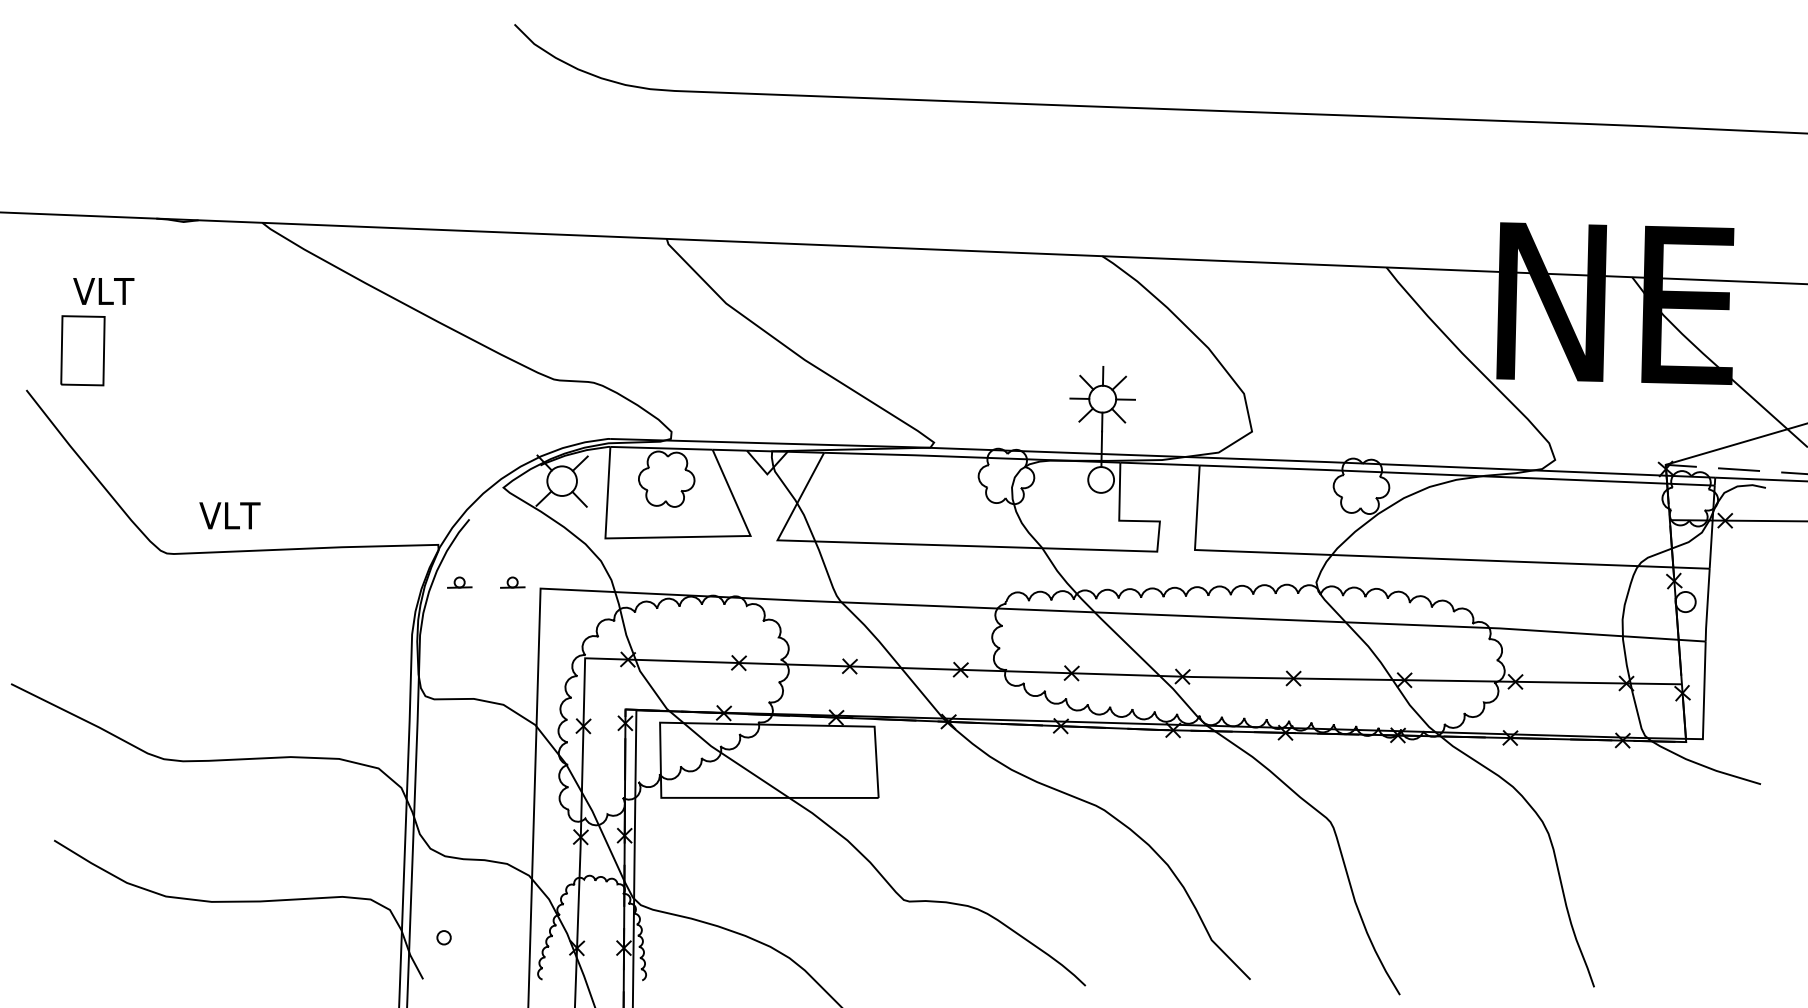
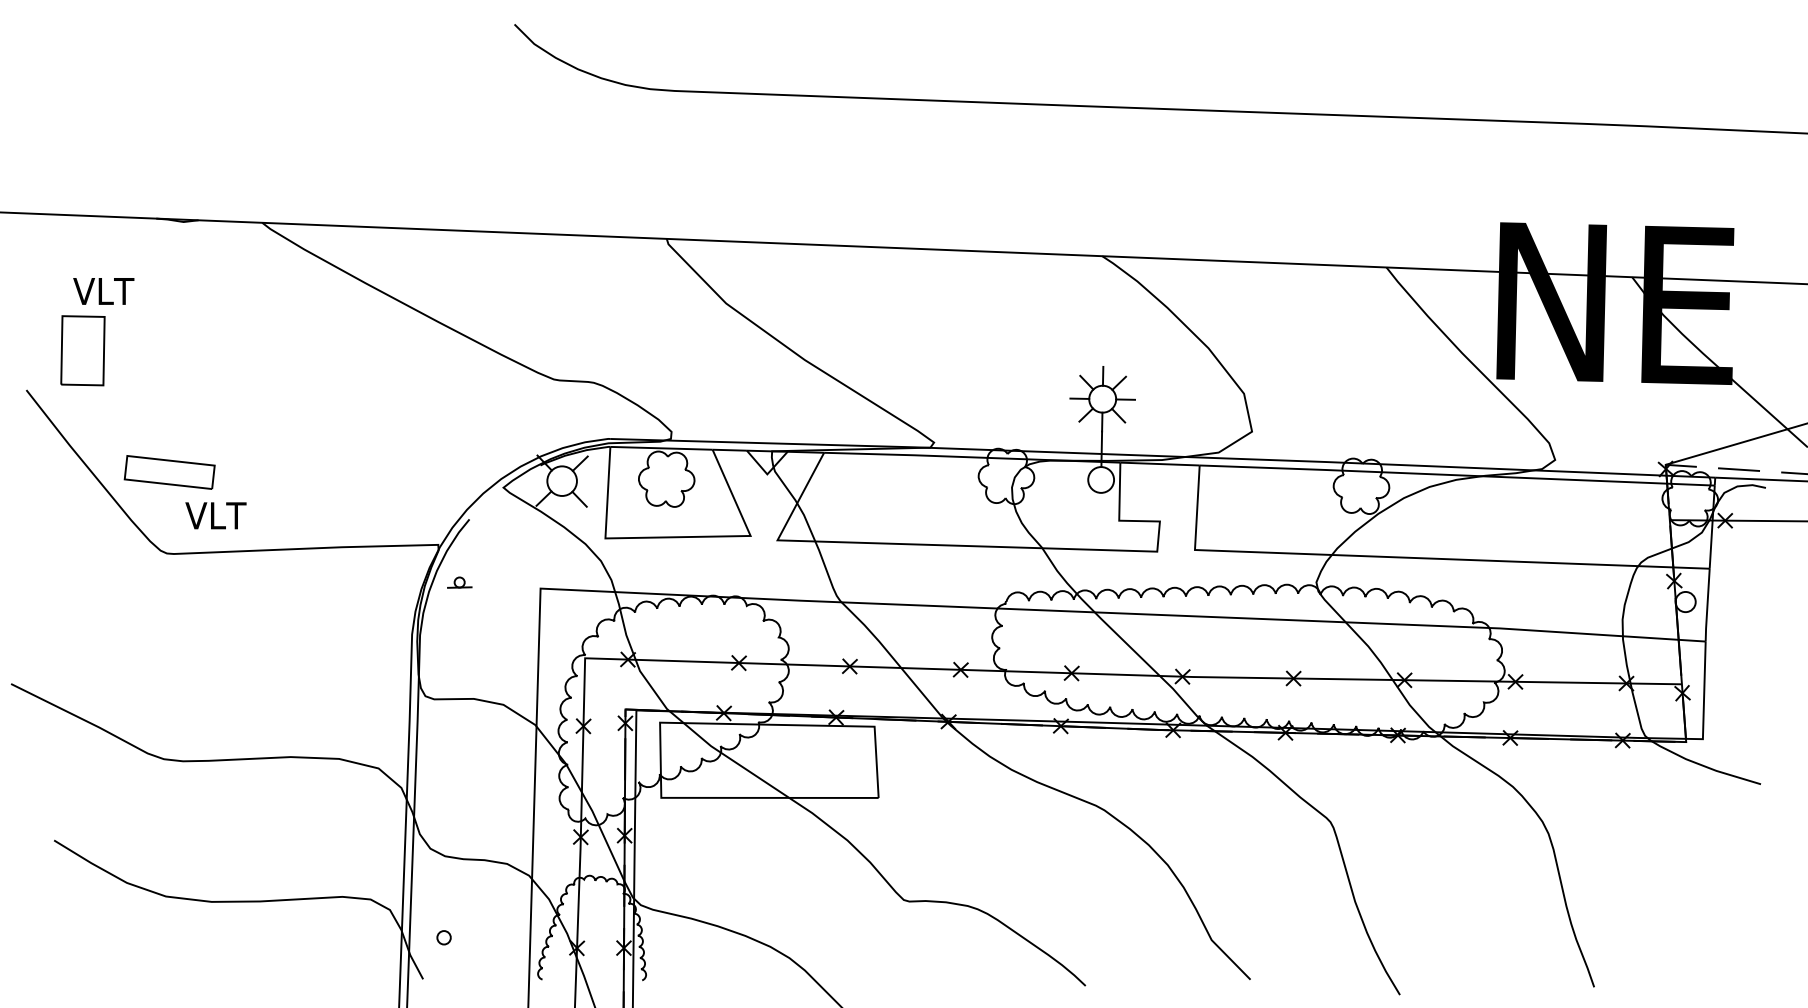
part: none -> present (169, 472)
text position: (229, 515) -> (215, 515) (215, 515)
part: present -> none (512, 582)
